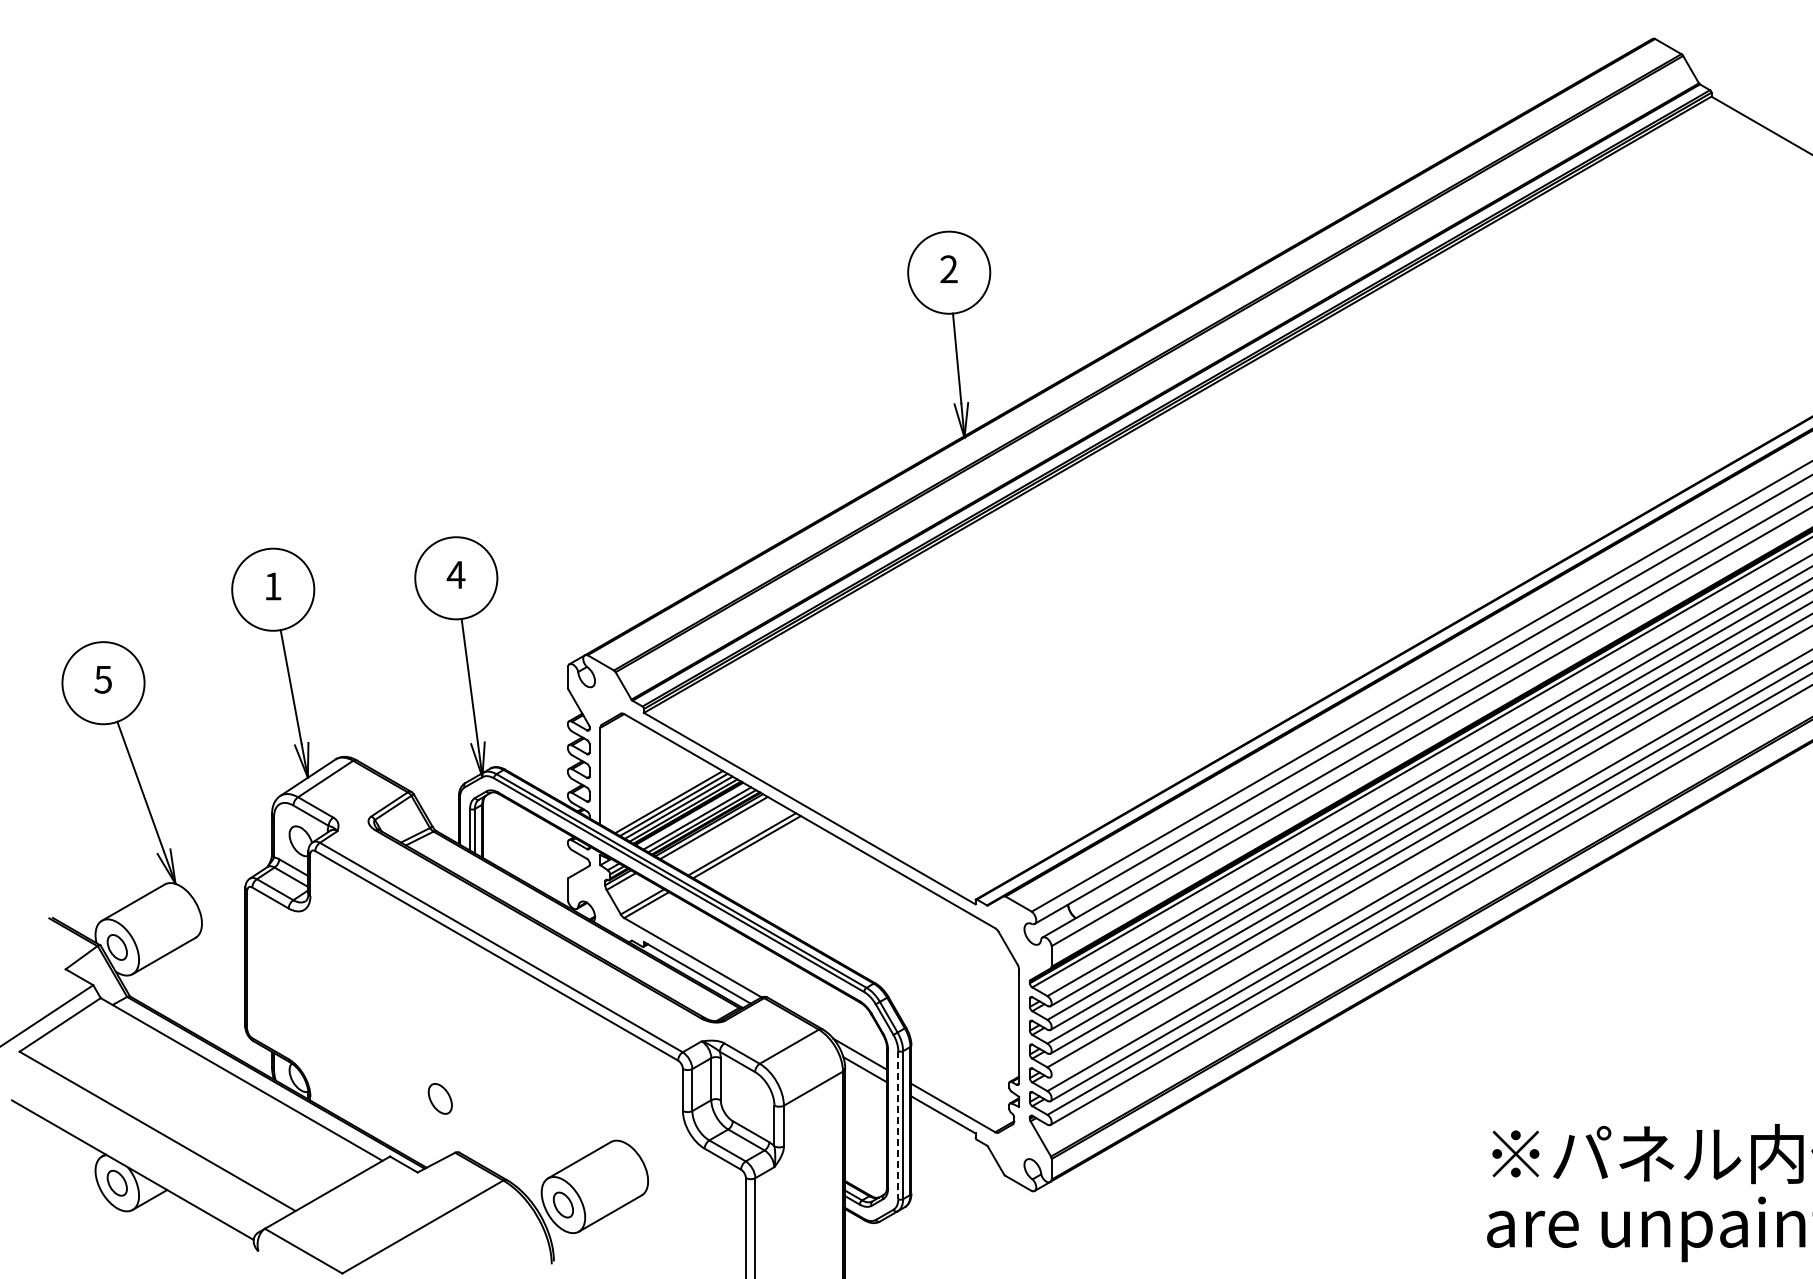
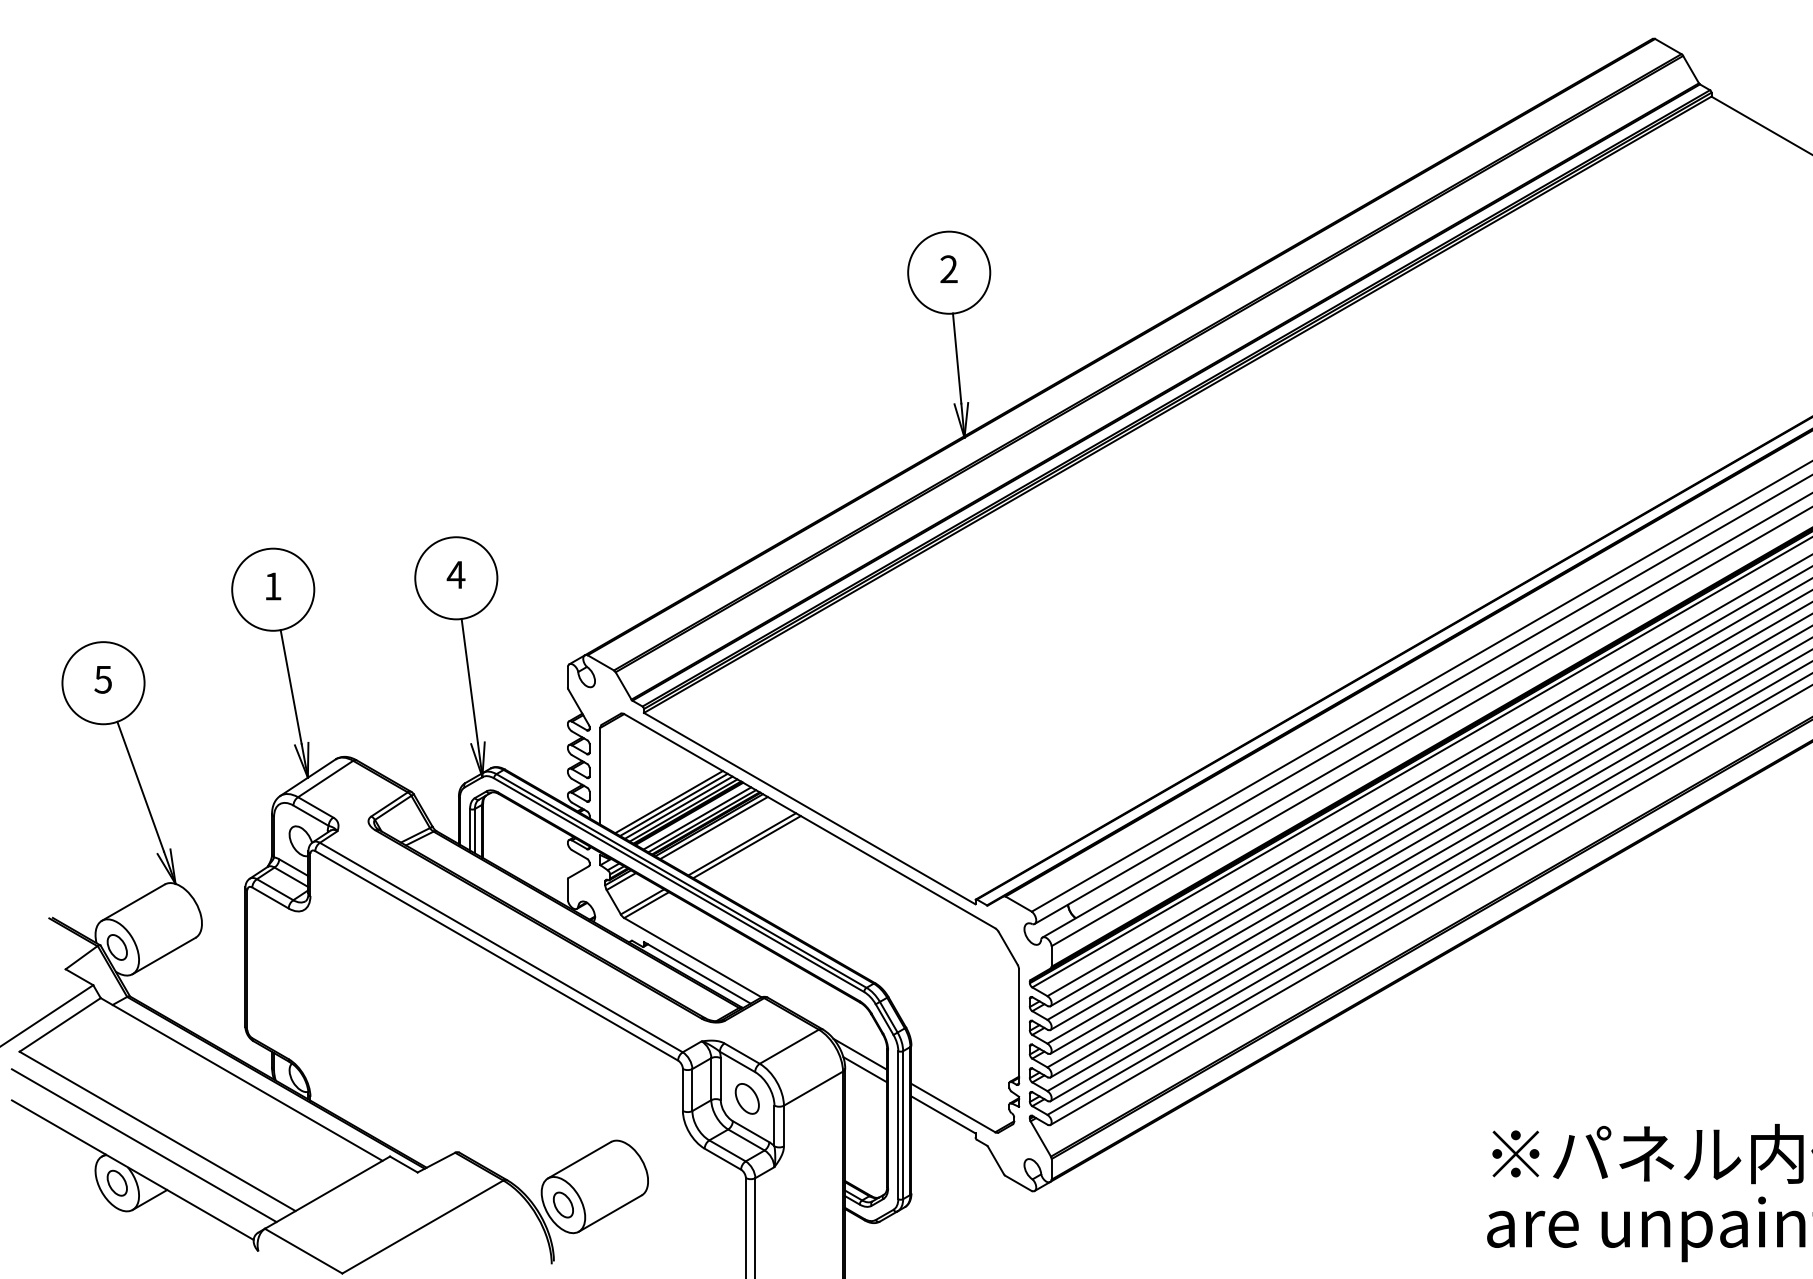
line: none -> present (1429, 858)
part position: (439, 1098) -> (746, 1098) (746, 1098)
line: dashed -> solid (898, 1125)
line: none -> present (143, 1145)
